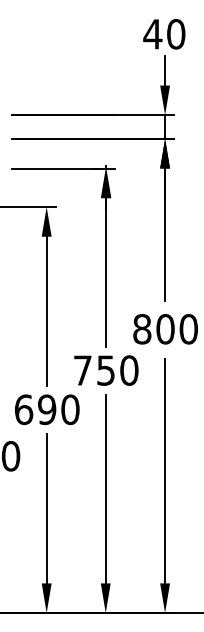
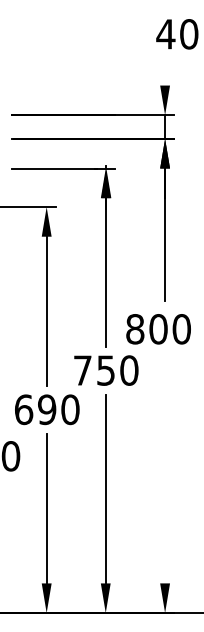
text position: (164, 34) -> (177, 34) (177, 34)
line: present -> none (165, 70)
text position: (165, 329) -> (158, 329) (158, 329)
line: present -> none (165, 471)
